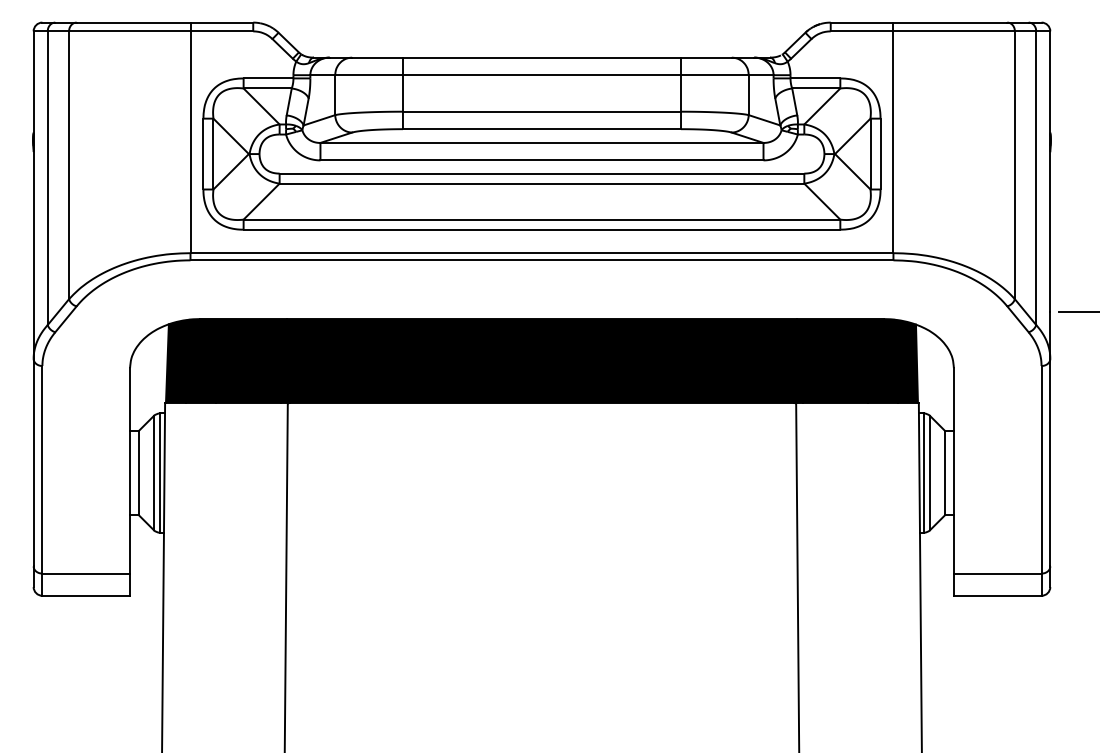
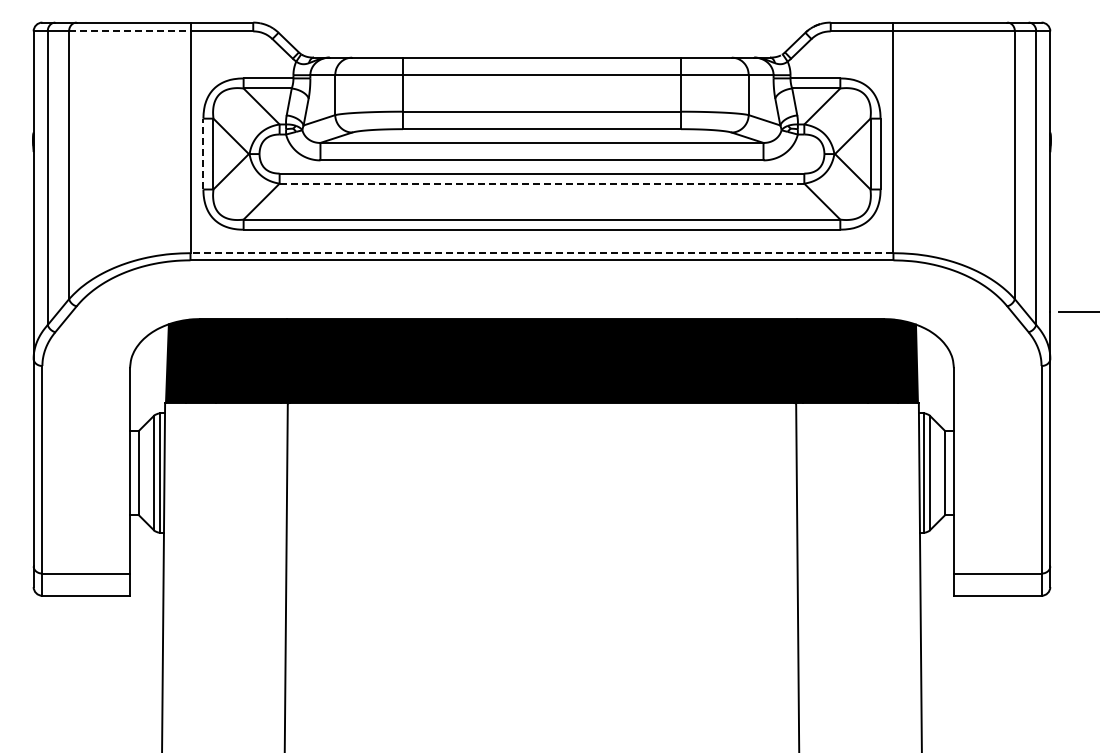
line: solid -> dashed (129, 31)
line: solid -> dashed (203, 153)
line: solid -> dashed (541, 183)
line: solid -> dashed (541, 253)
